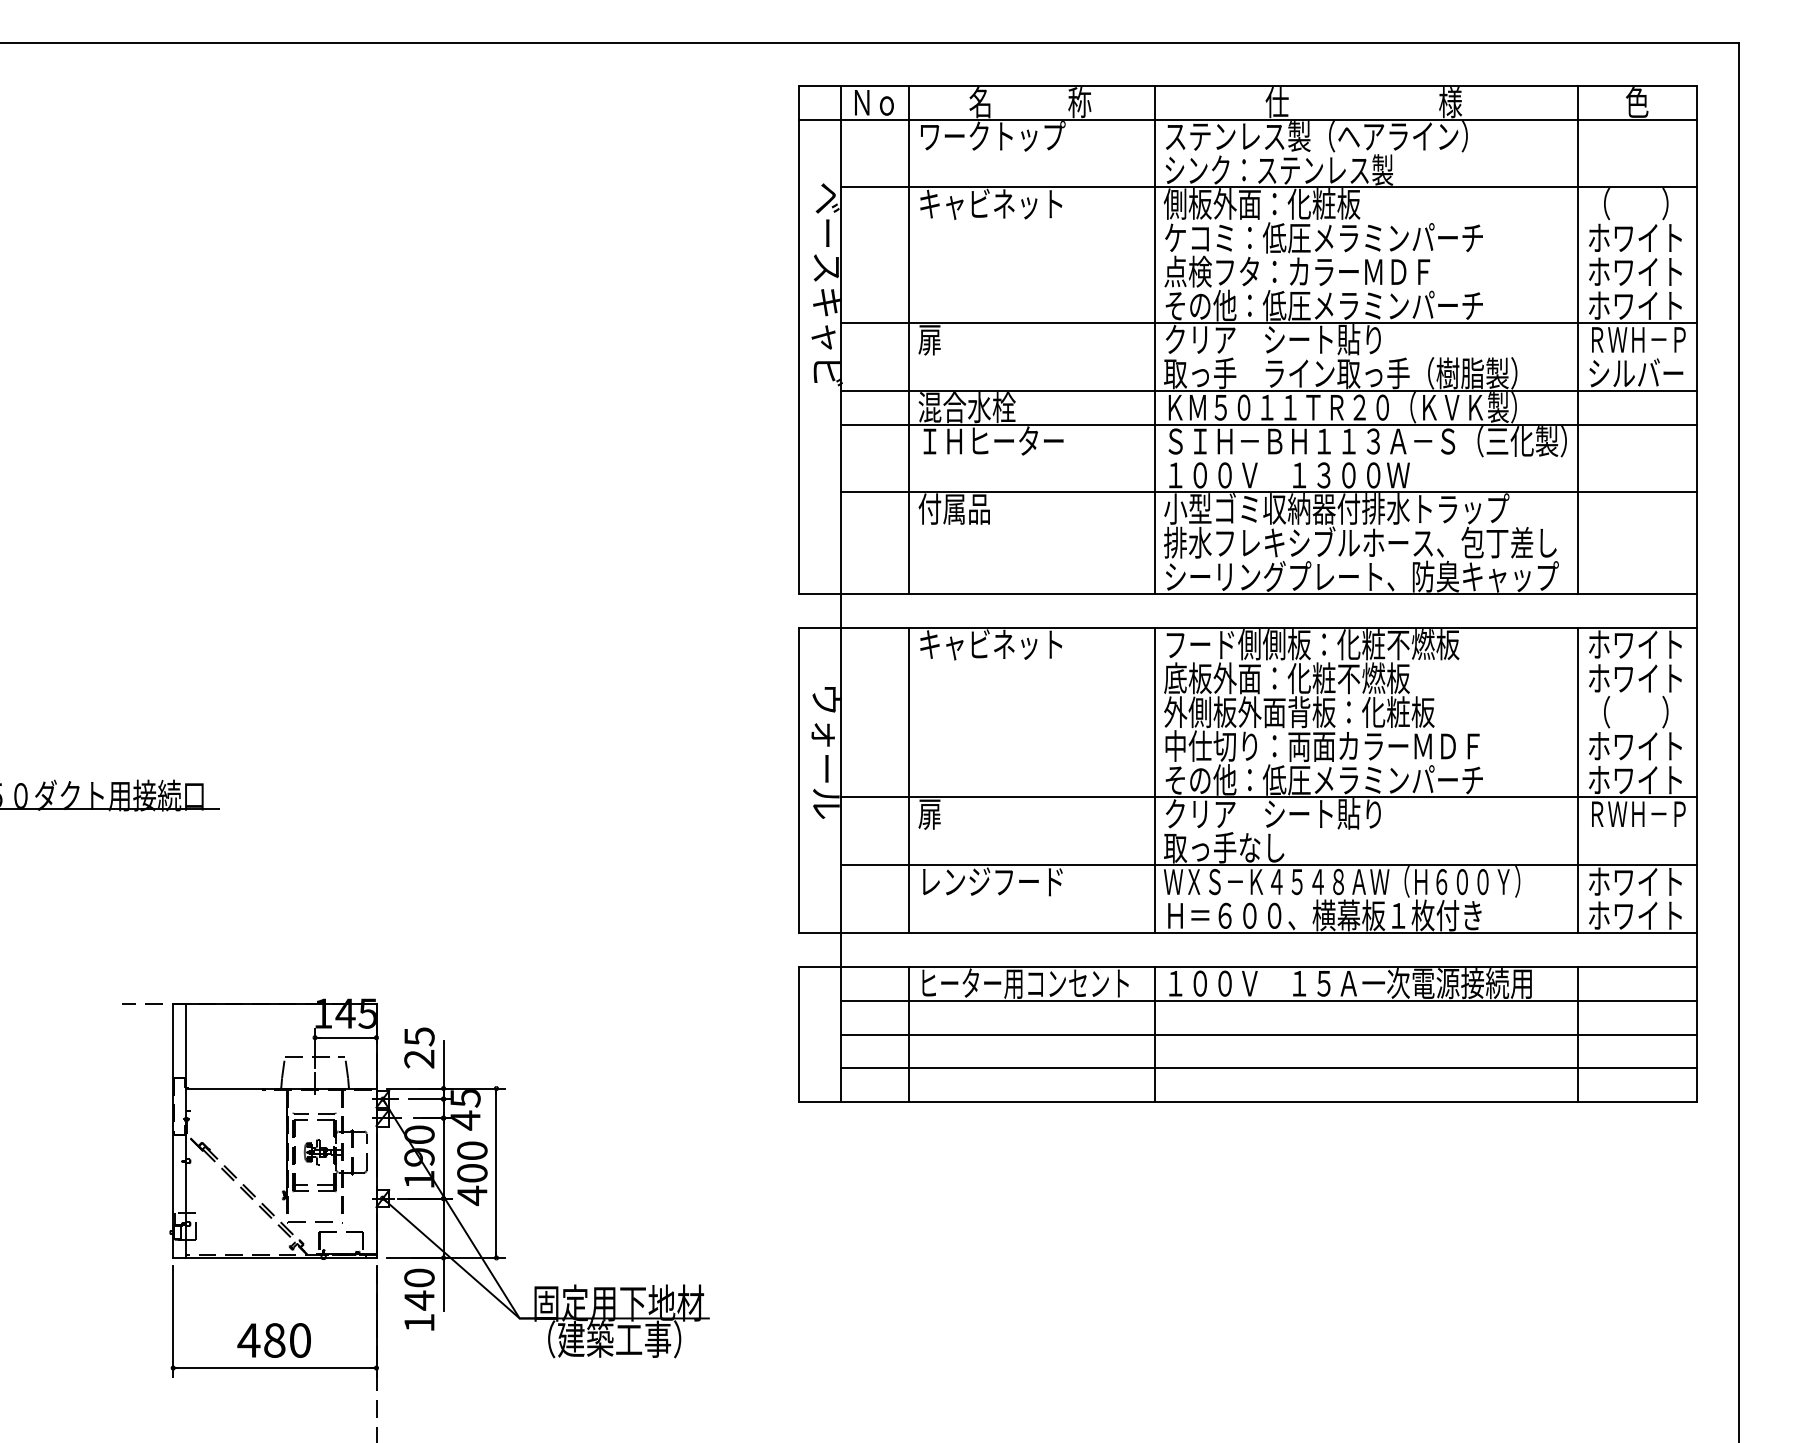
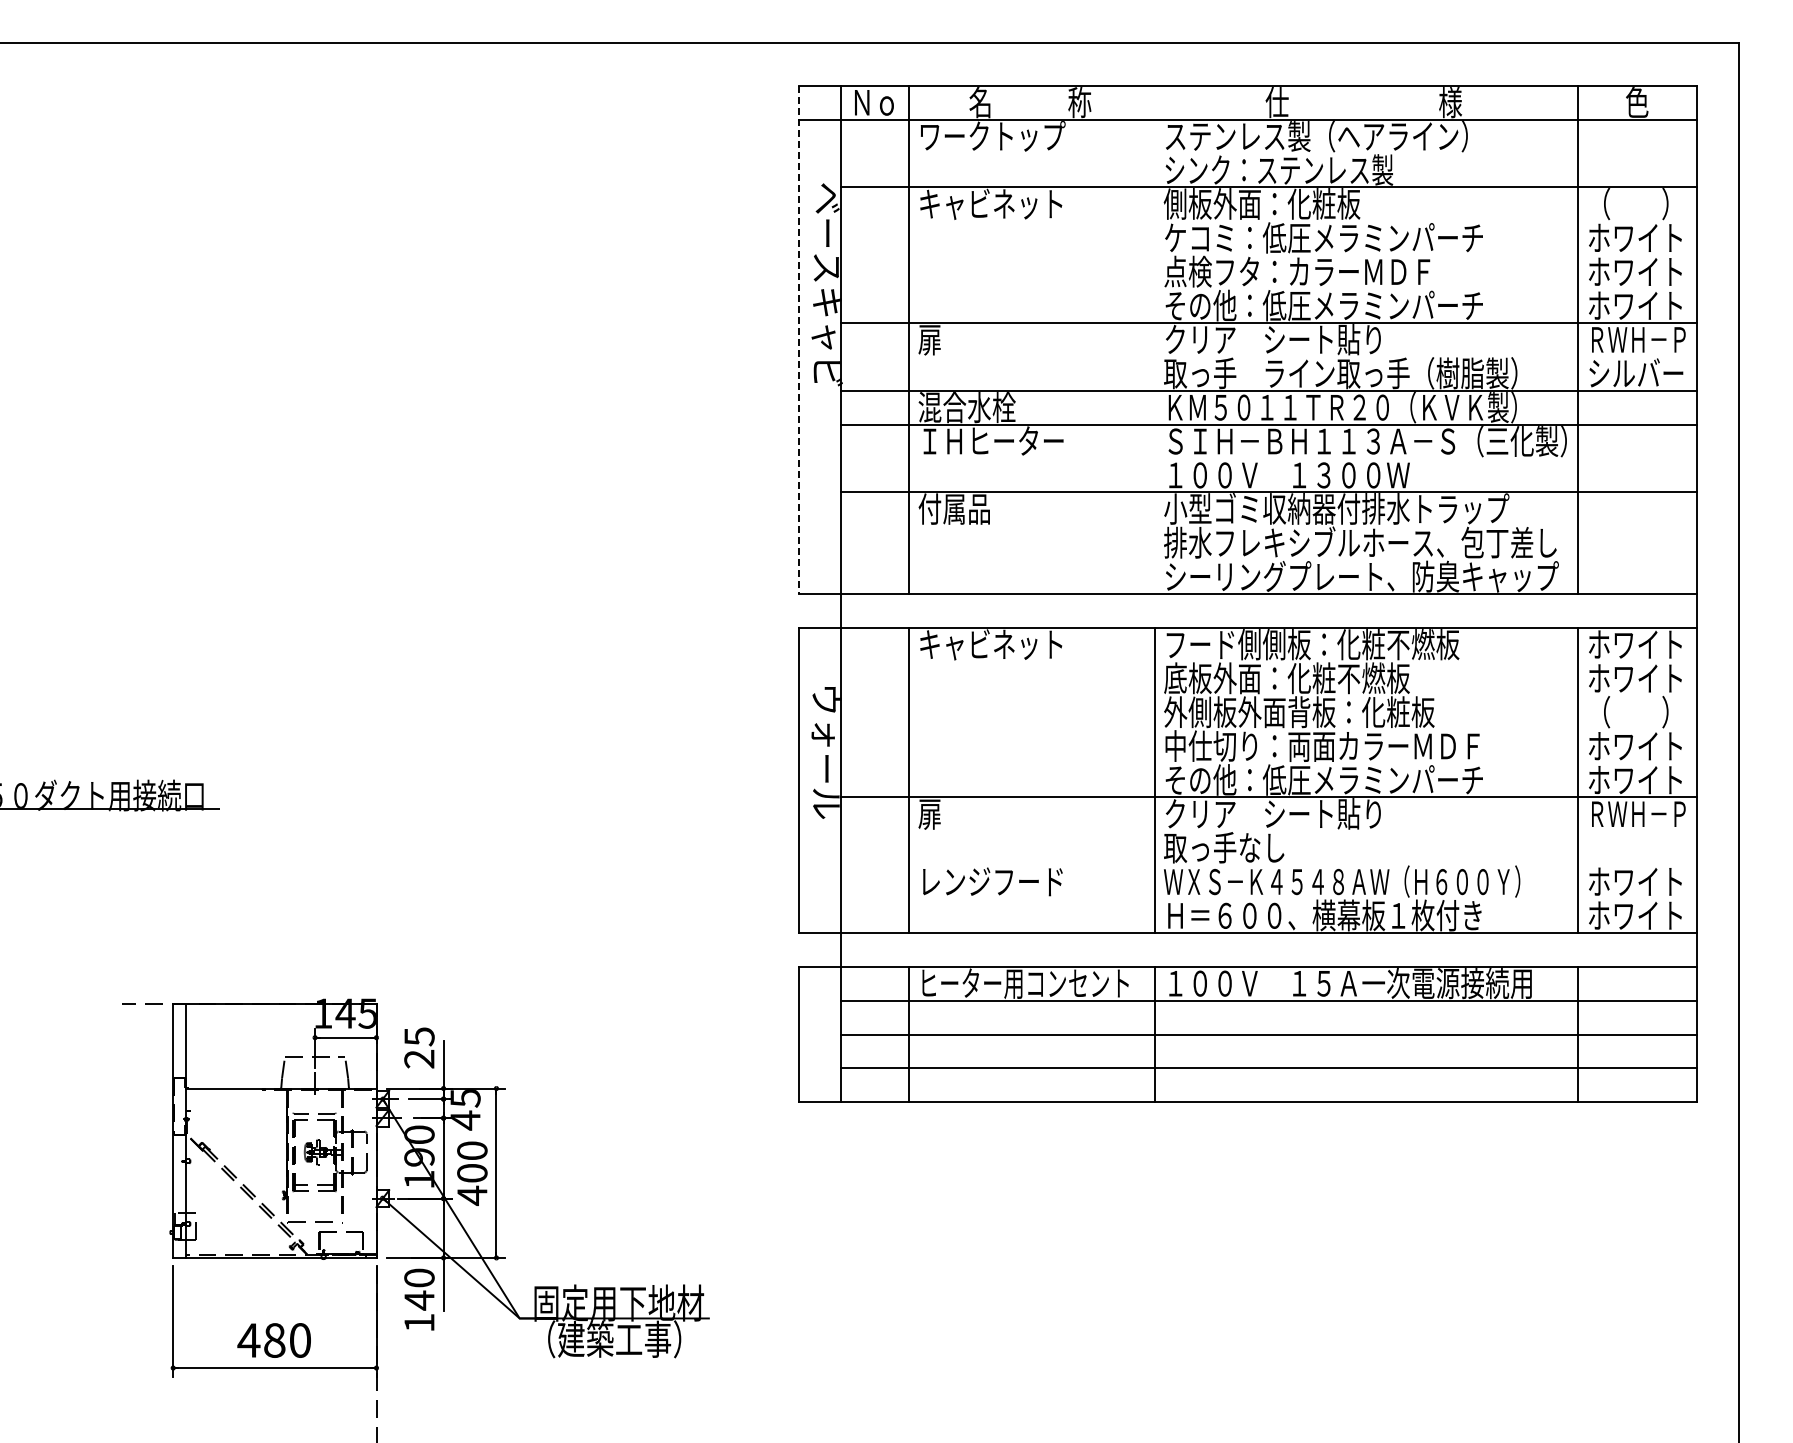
line: present -> none (1154, 339)
line: solid -> dashed (798, 340)
line: present -> none (1268, 865)
